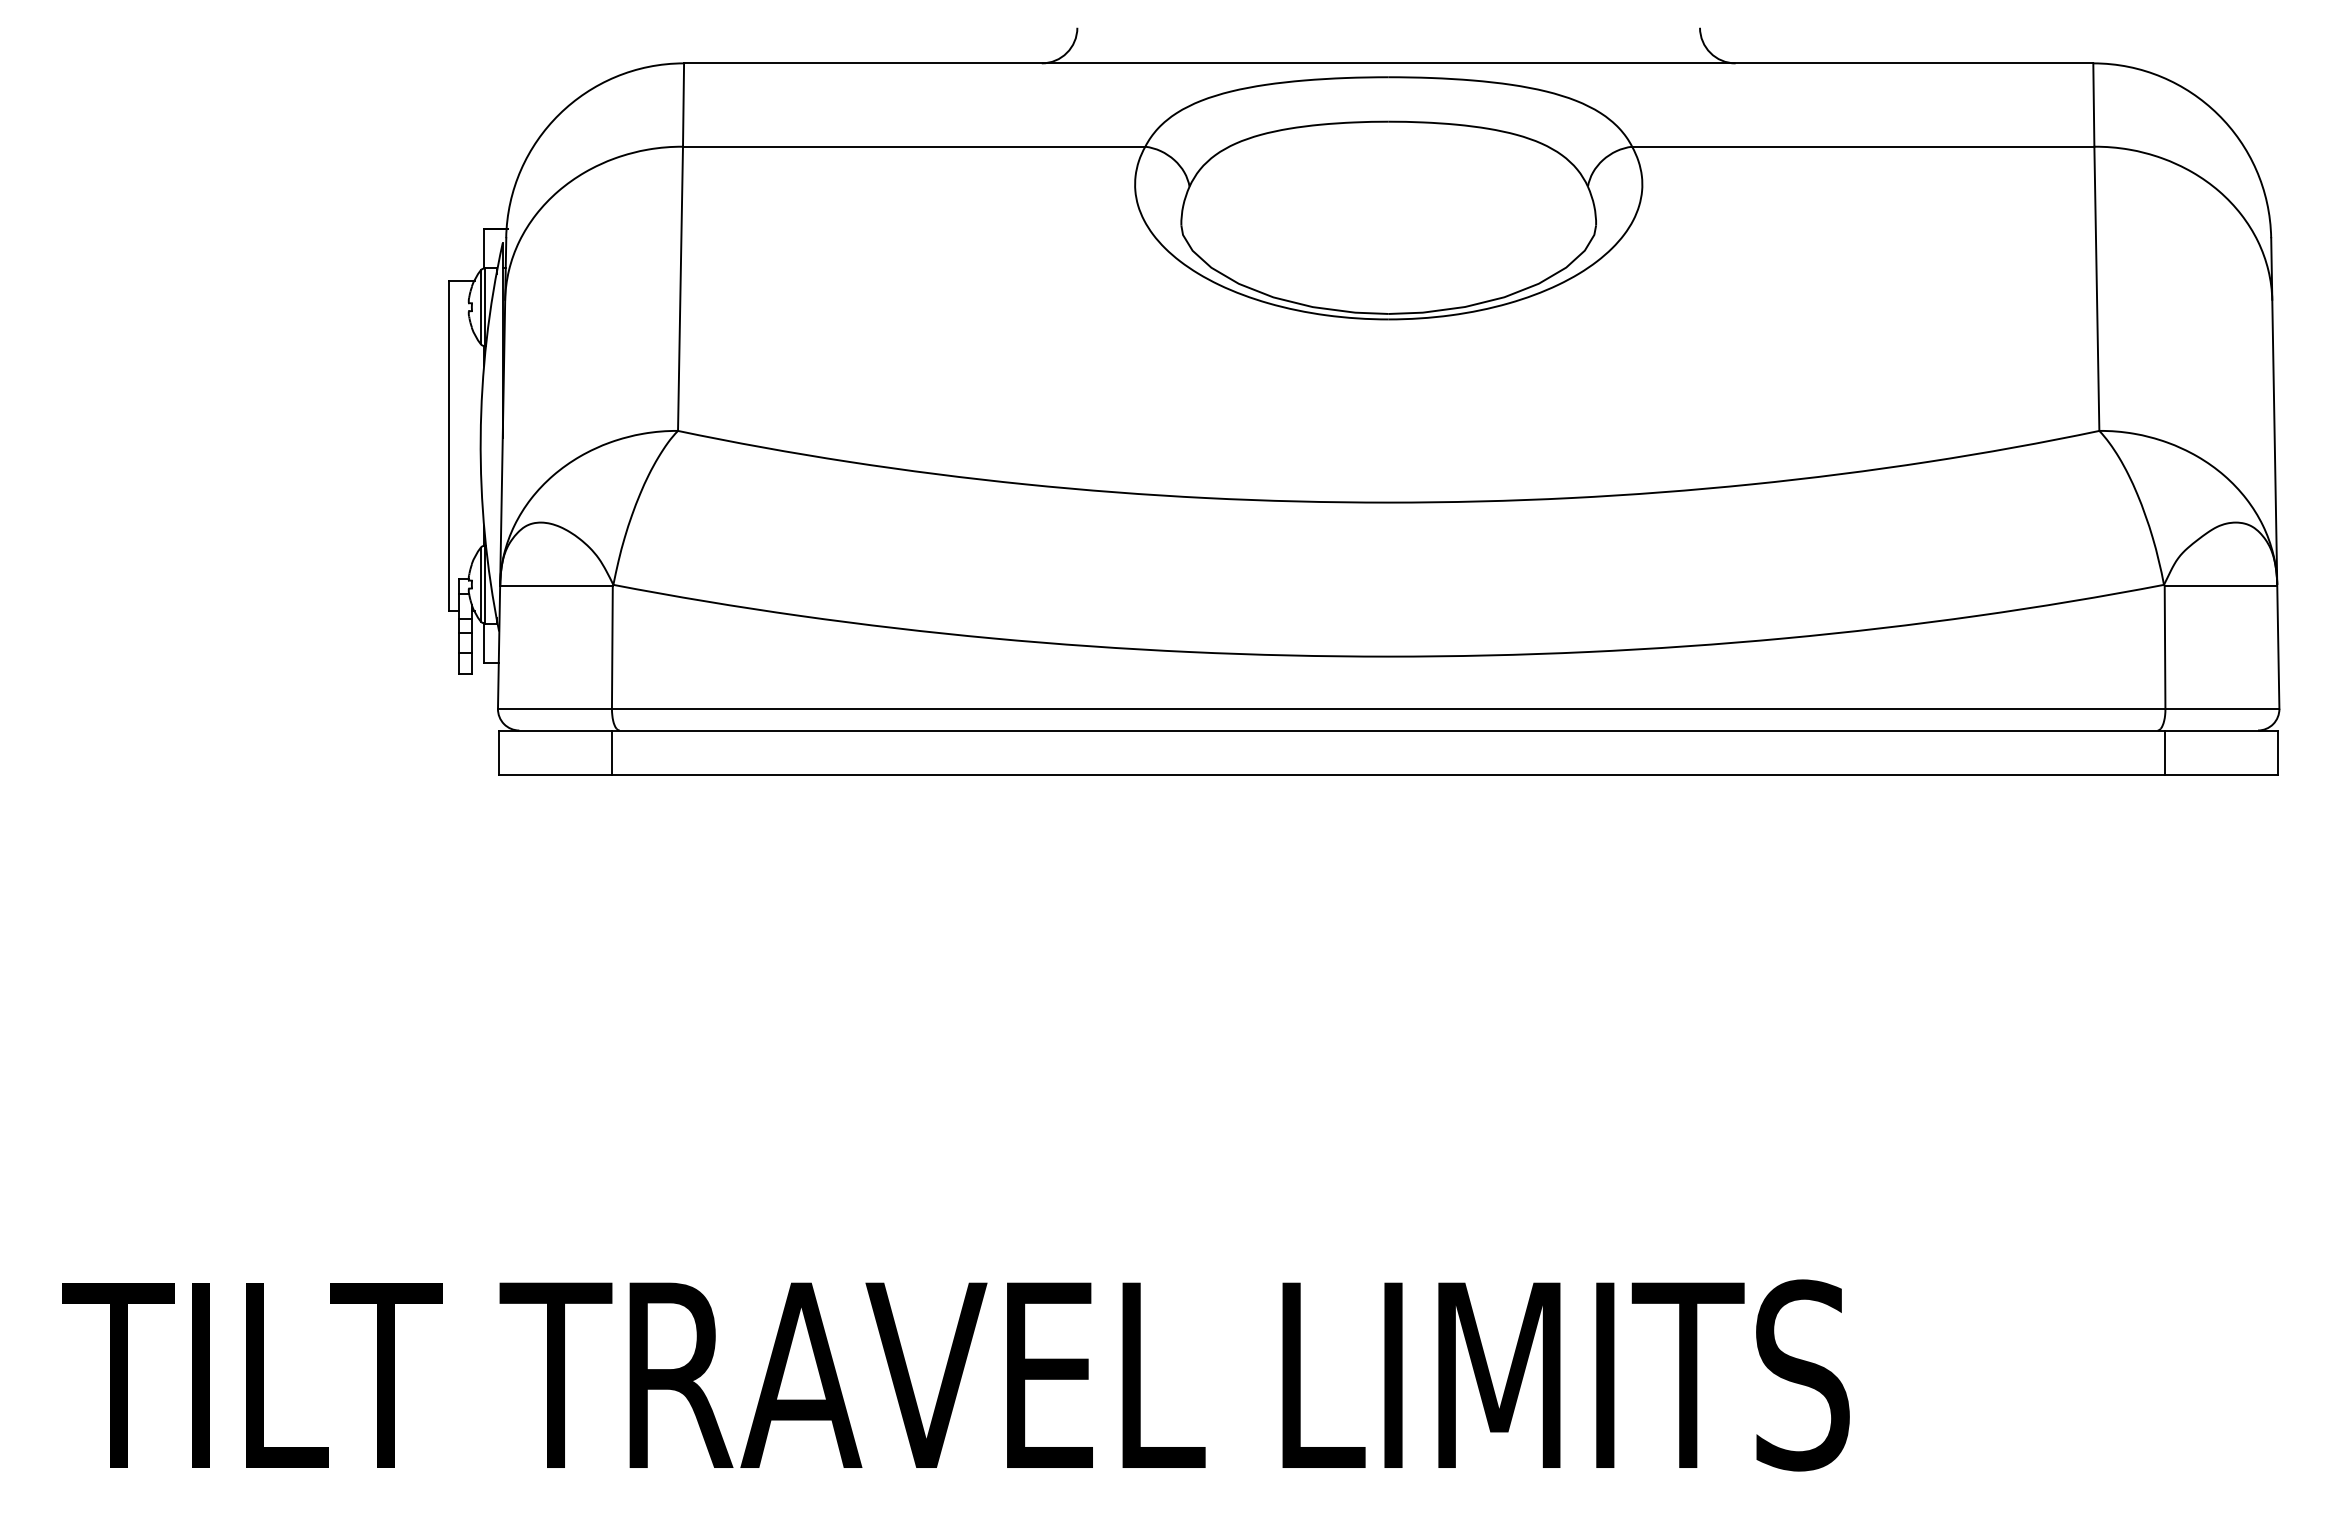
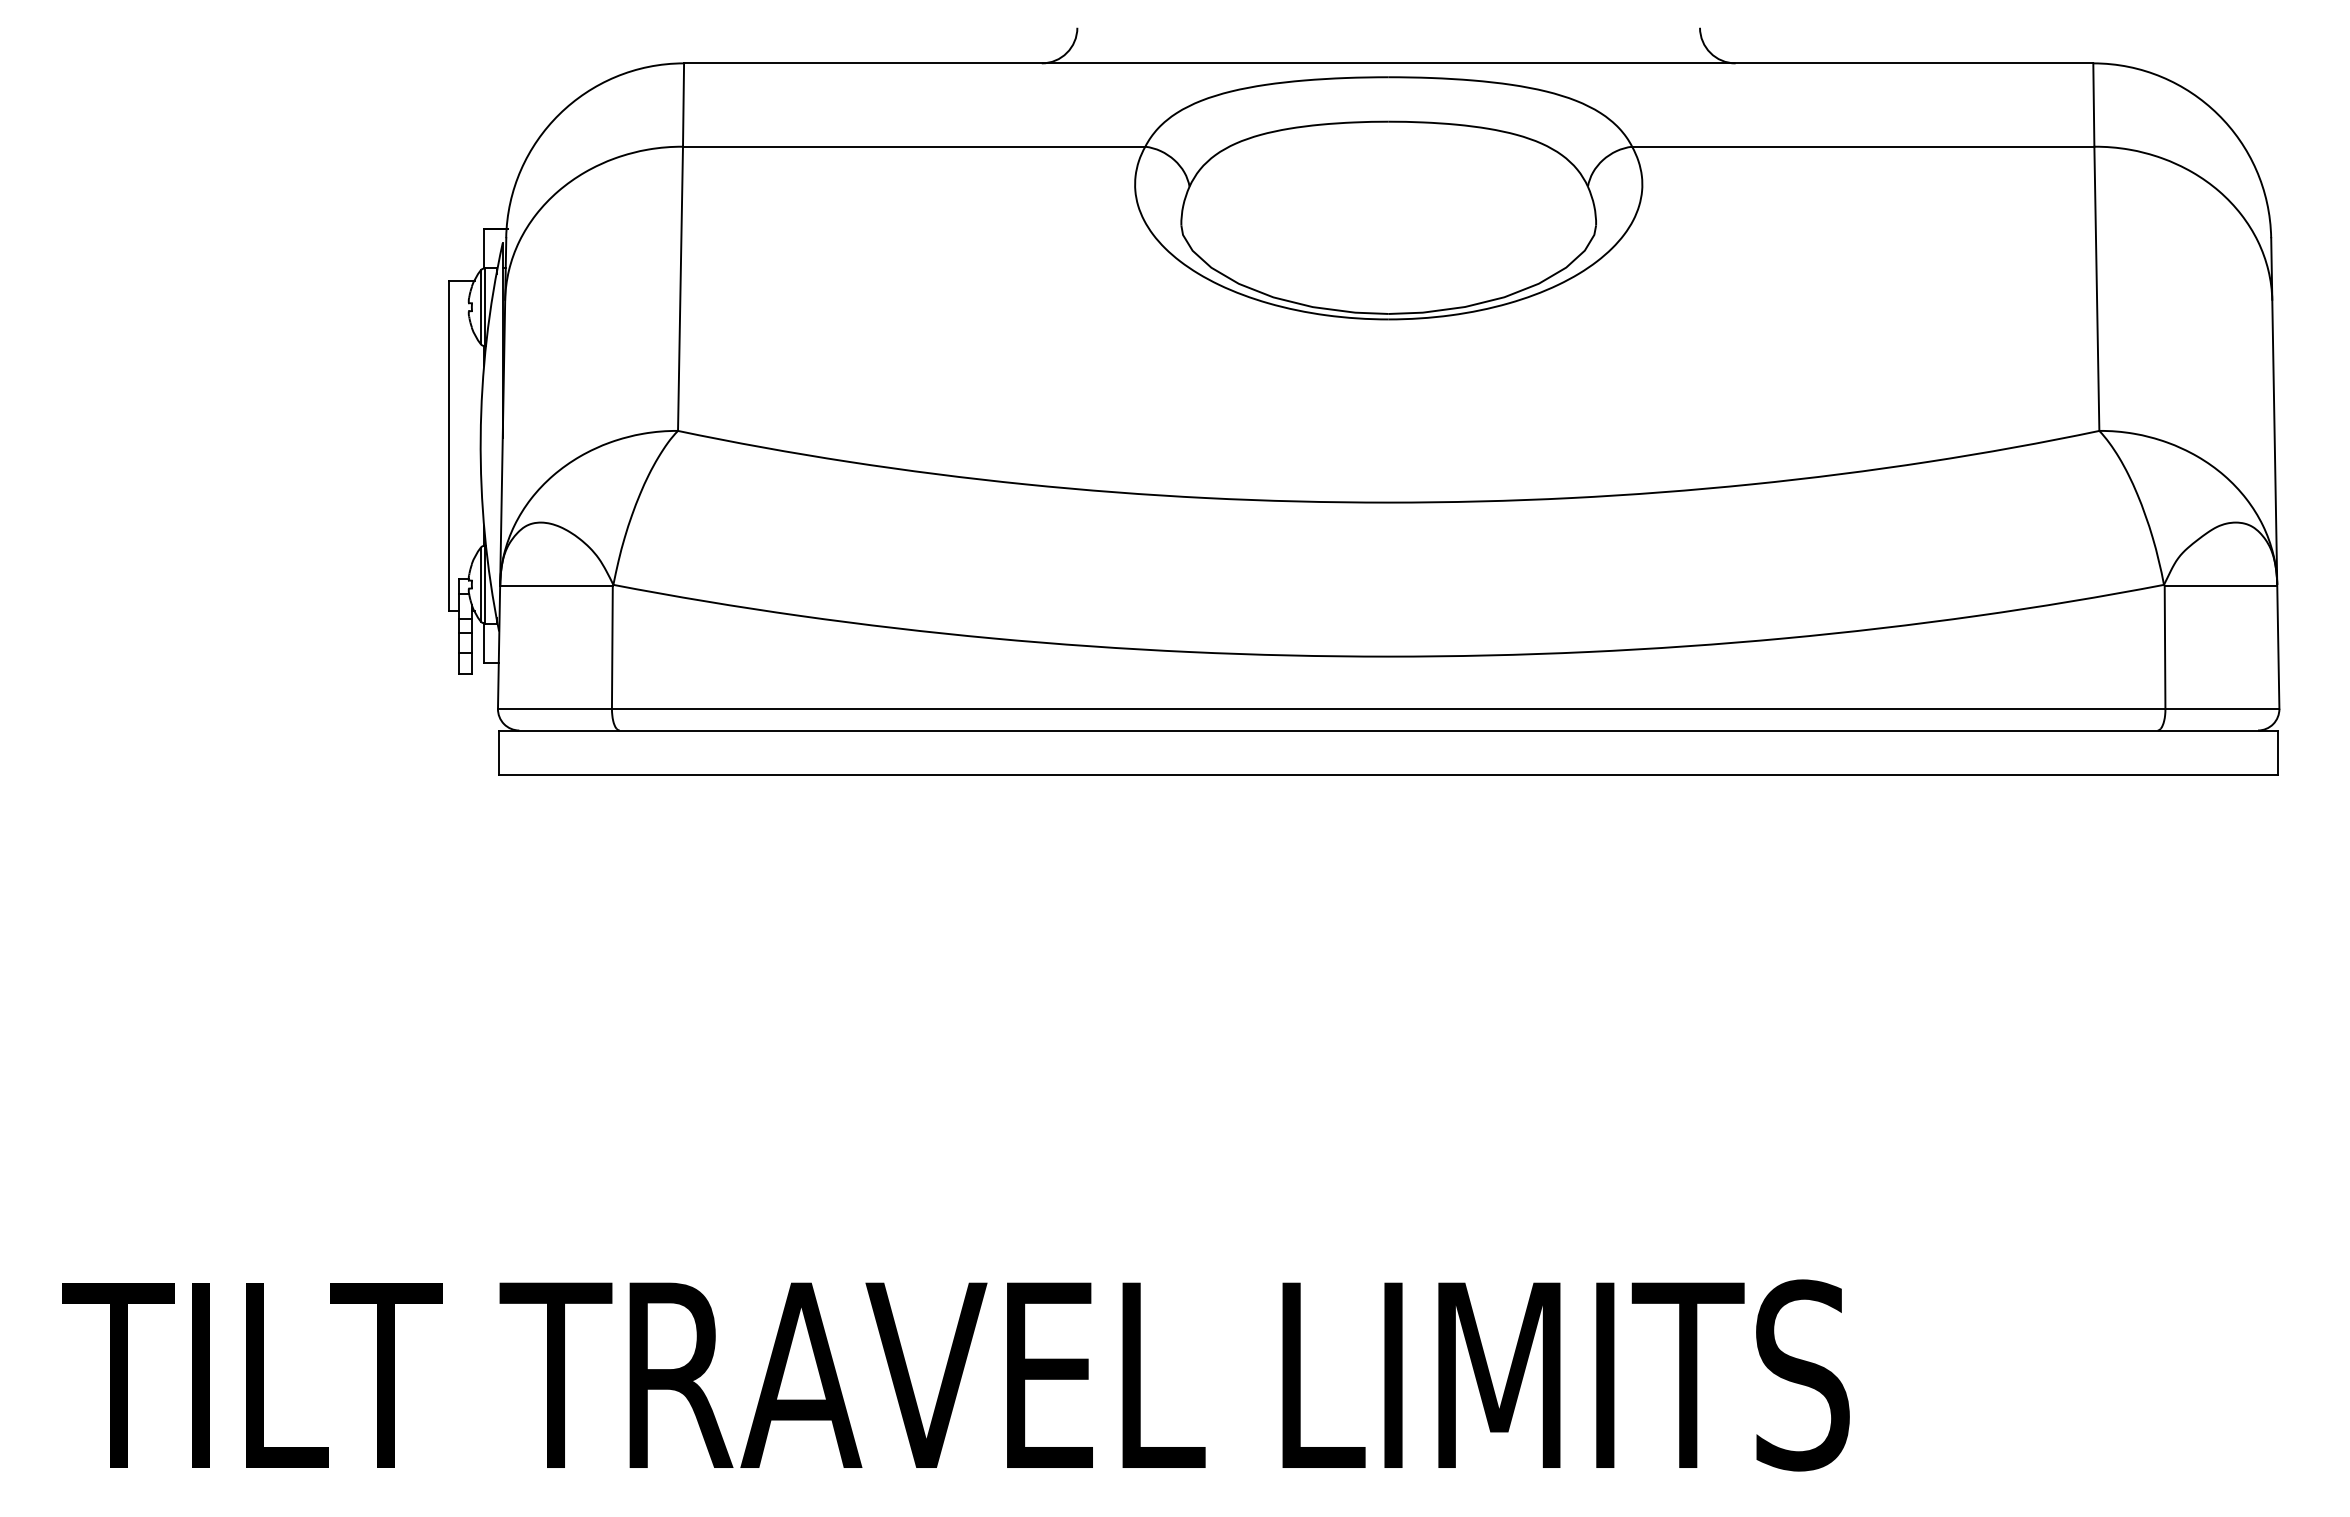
line: present -> none (612, 752)
line: present -> none (2165, 752)
